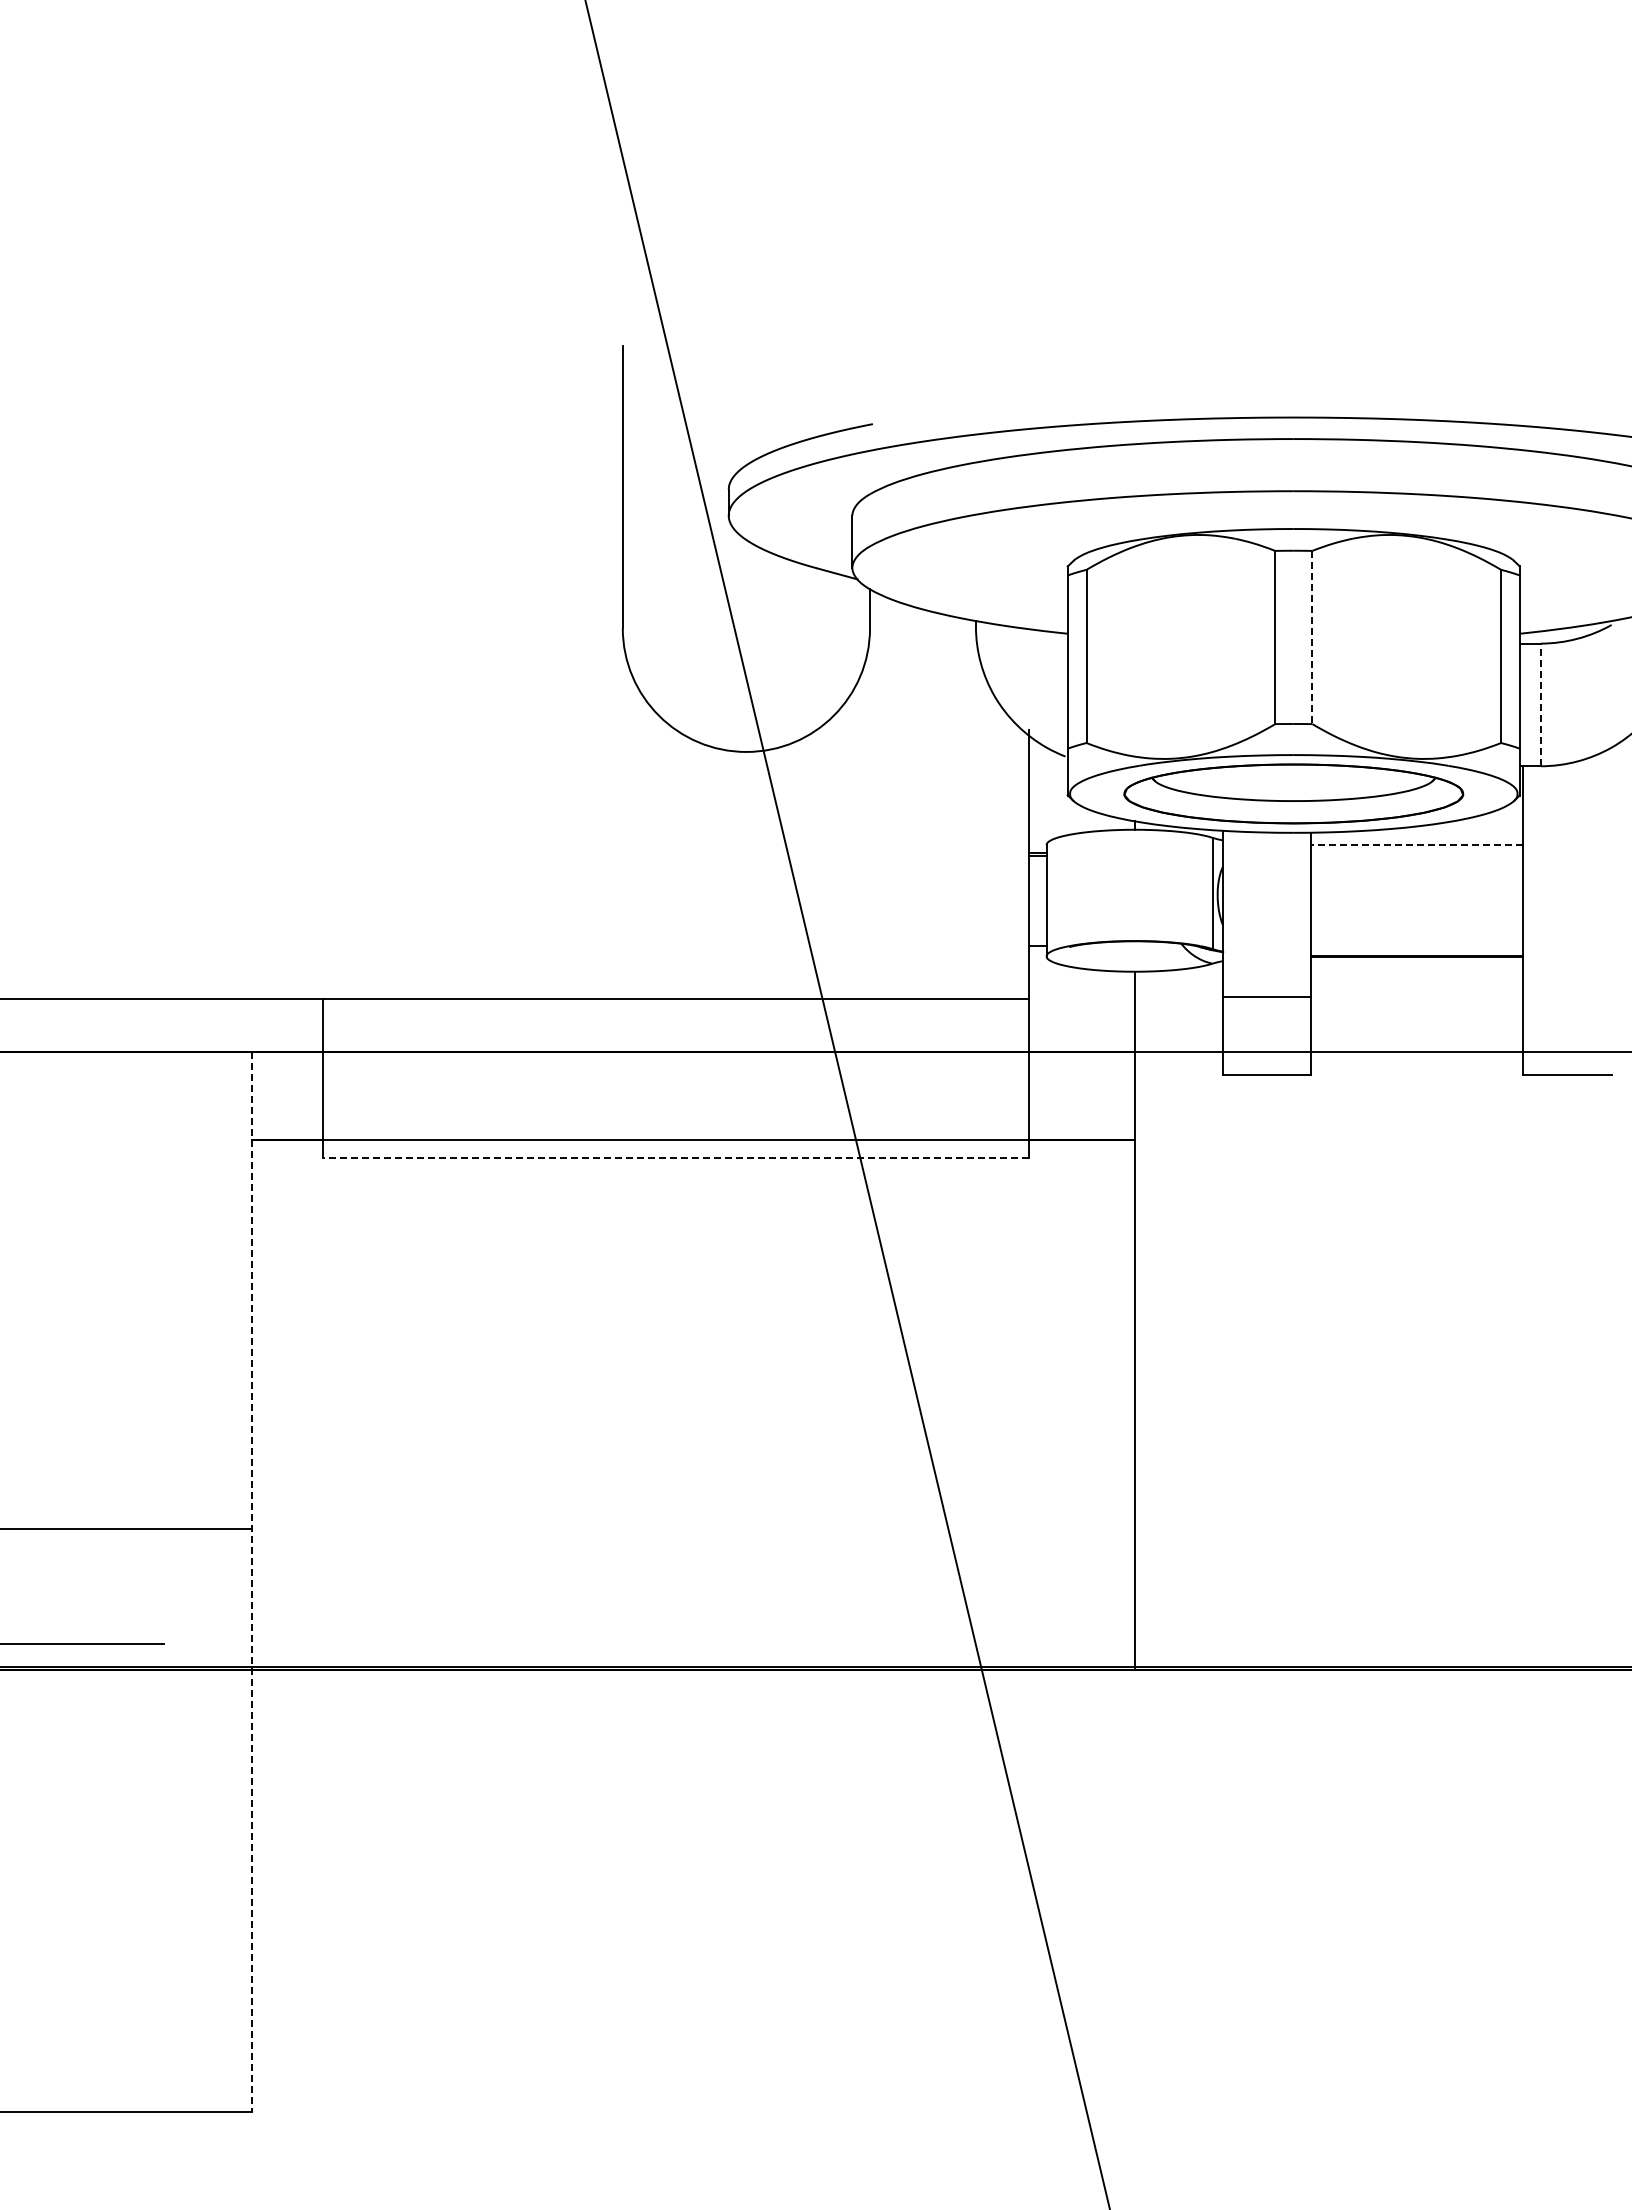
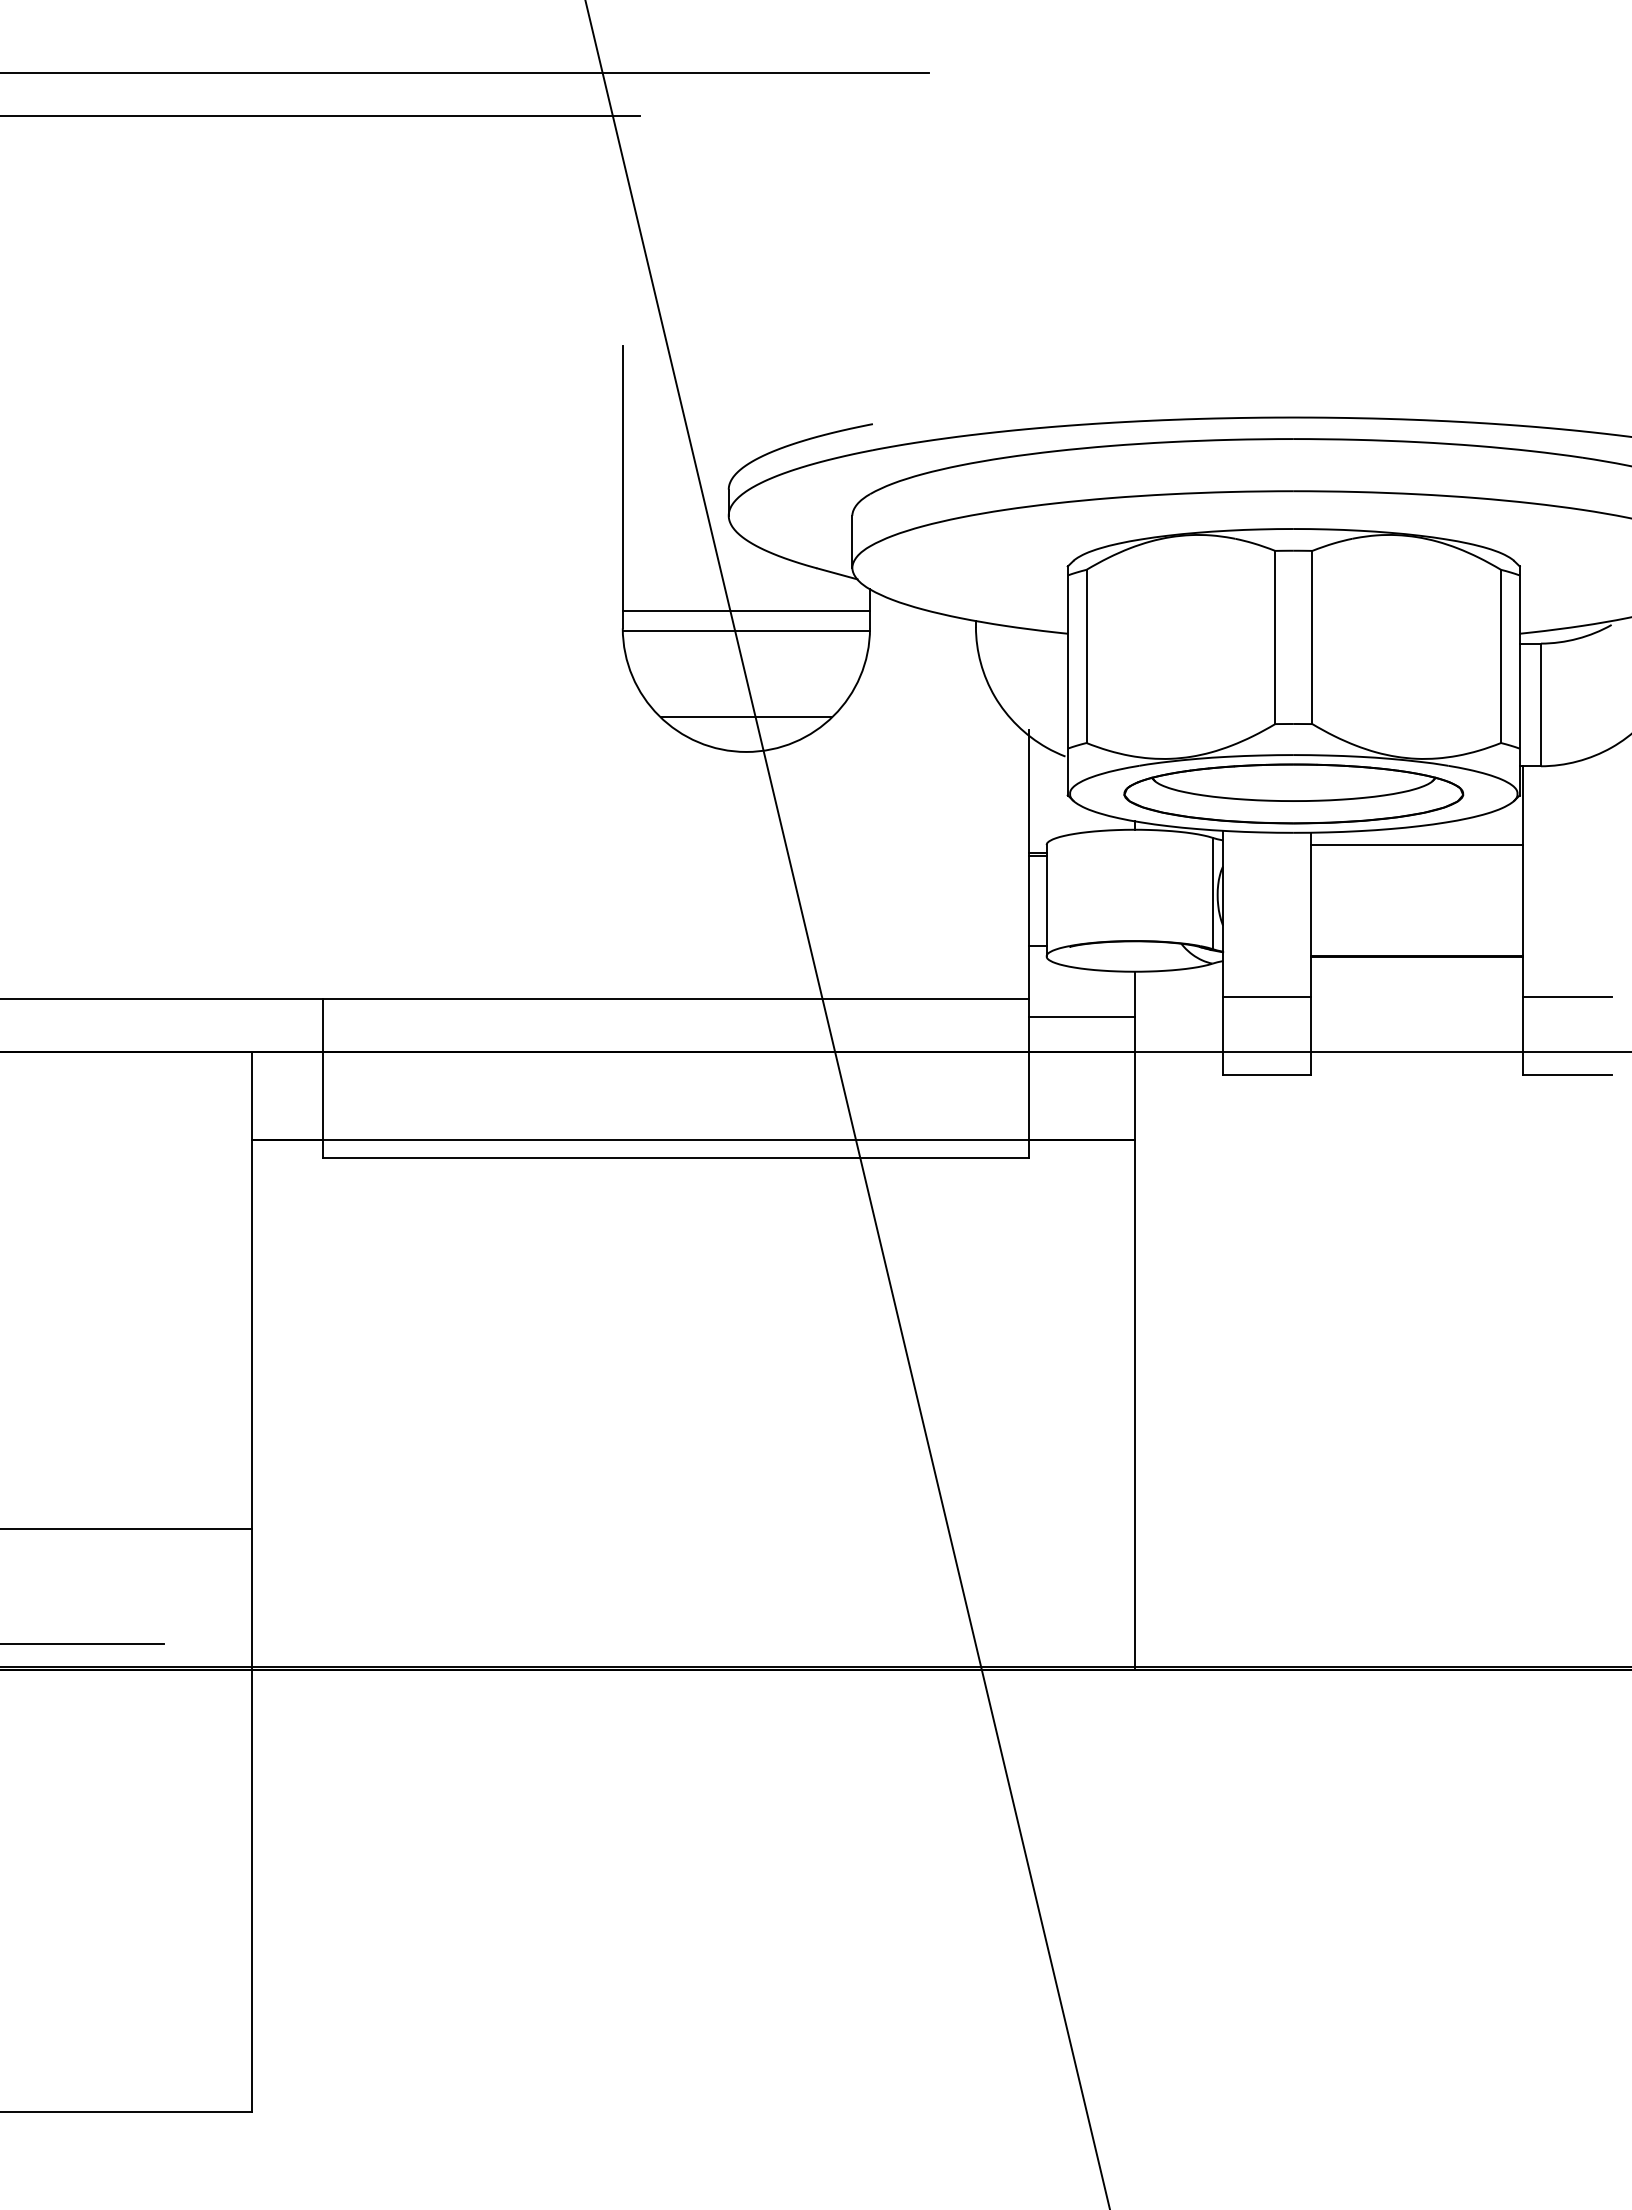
line: none -> present (465, 72)
line: none -> present (321, 116)
line: none -> present (746, 610)
line: none -> present (746, 630)
line: dashed -> solid (1312, 637)
line: dashed -> solid (1541, 704)
line: none -> present (746, 716)
line: dashed -> solid (1417, 844)
line: none -> present (1567, 996)
line: none -> present (1081, 1016)
line: dashed -> solid (675, 1158)
line: dashed -> solid (251, 1581)
